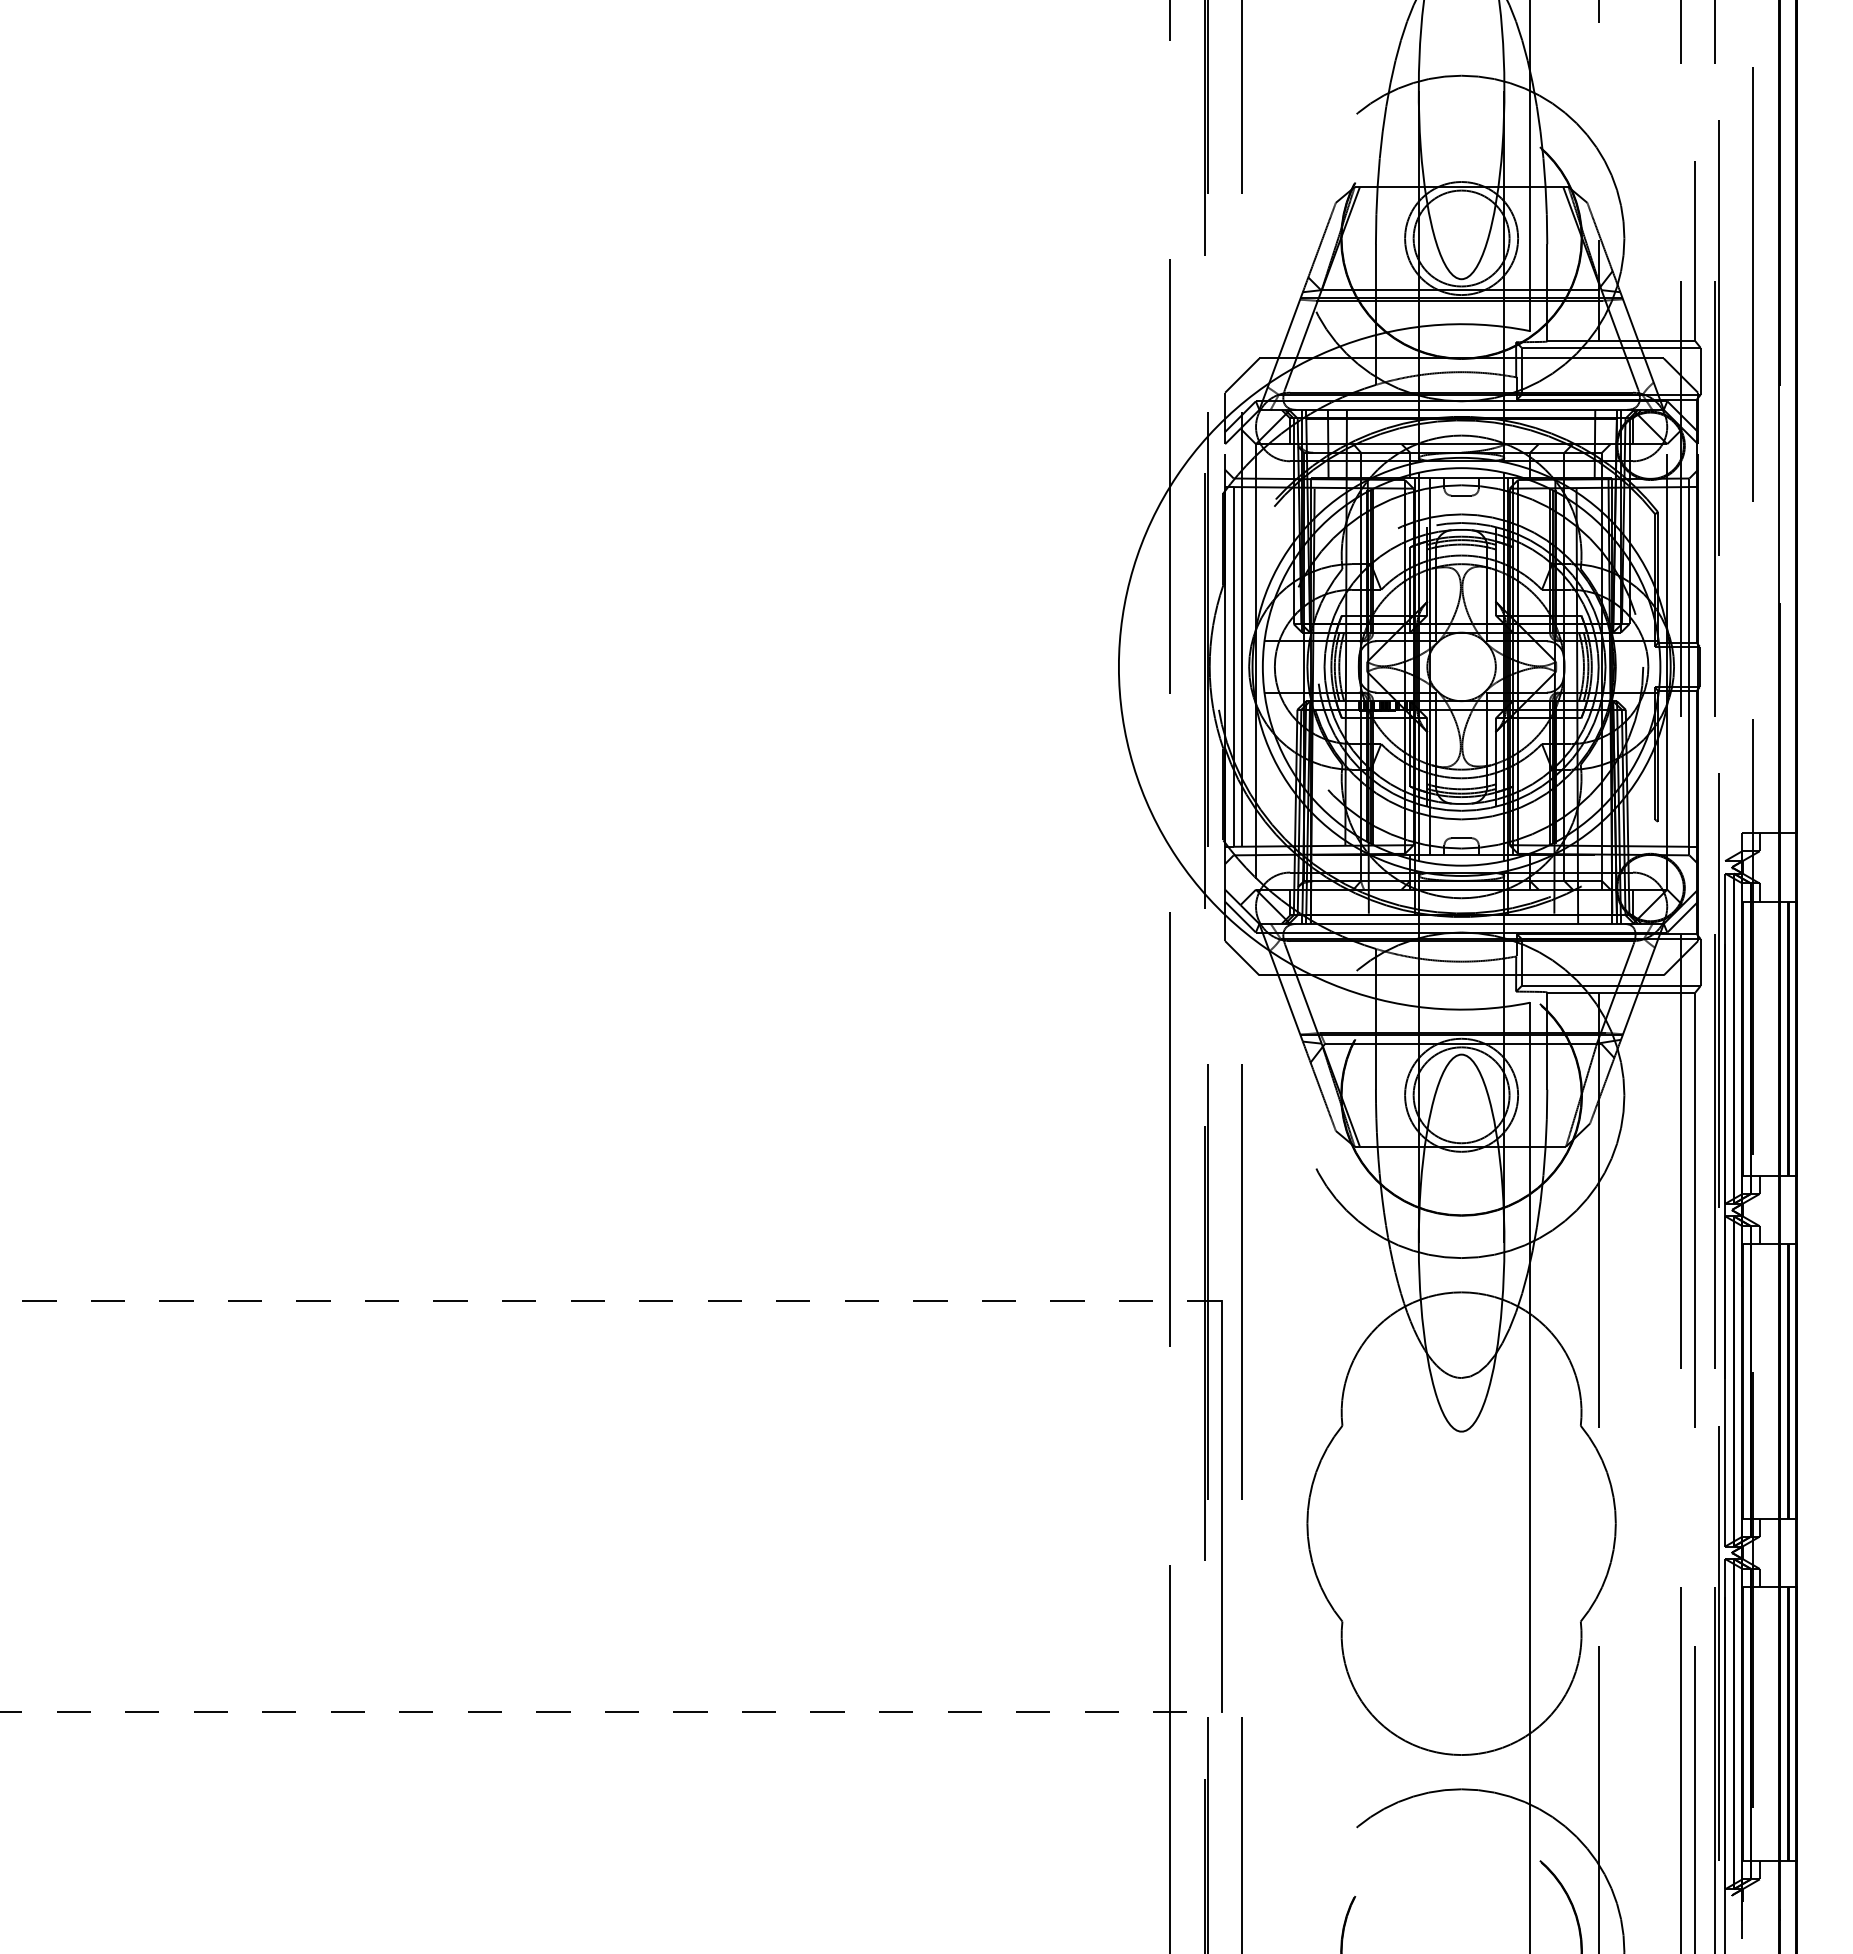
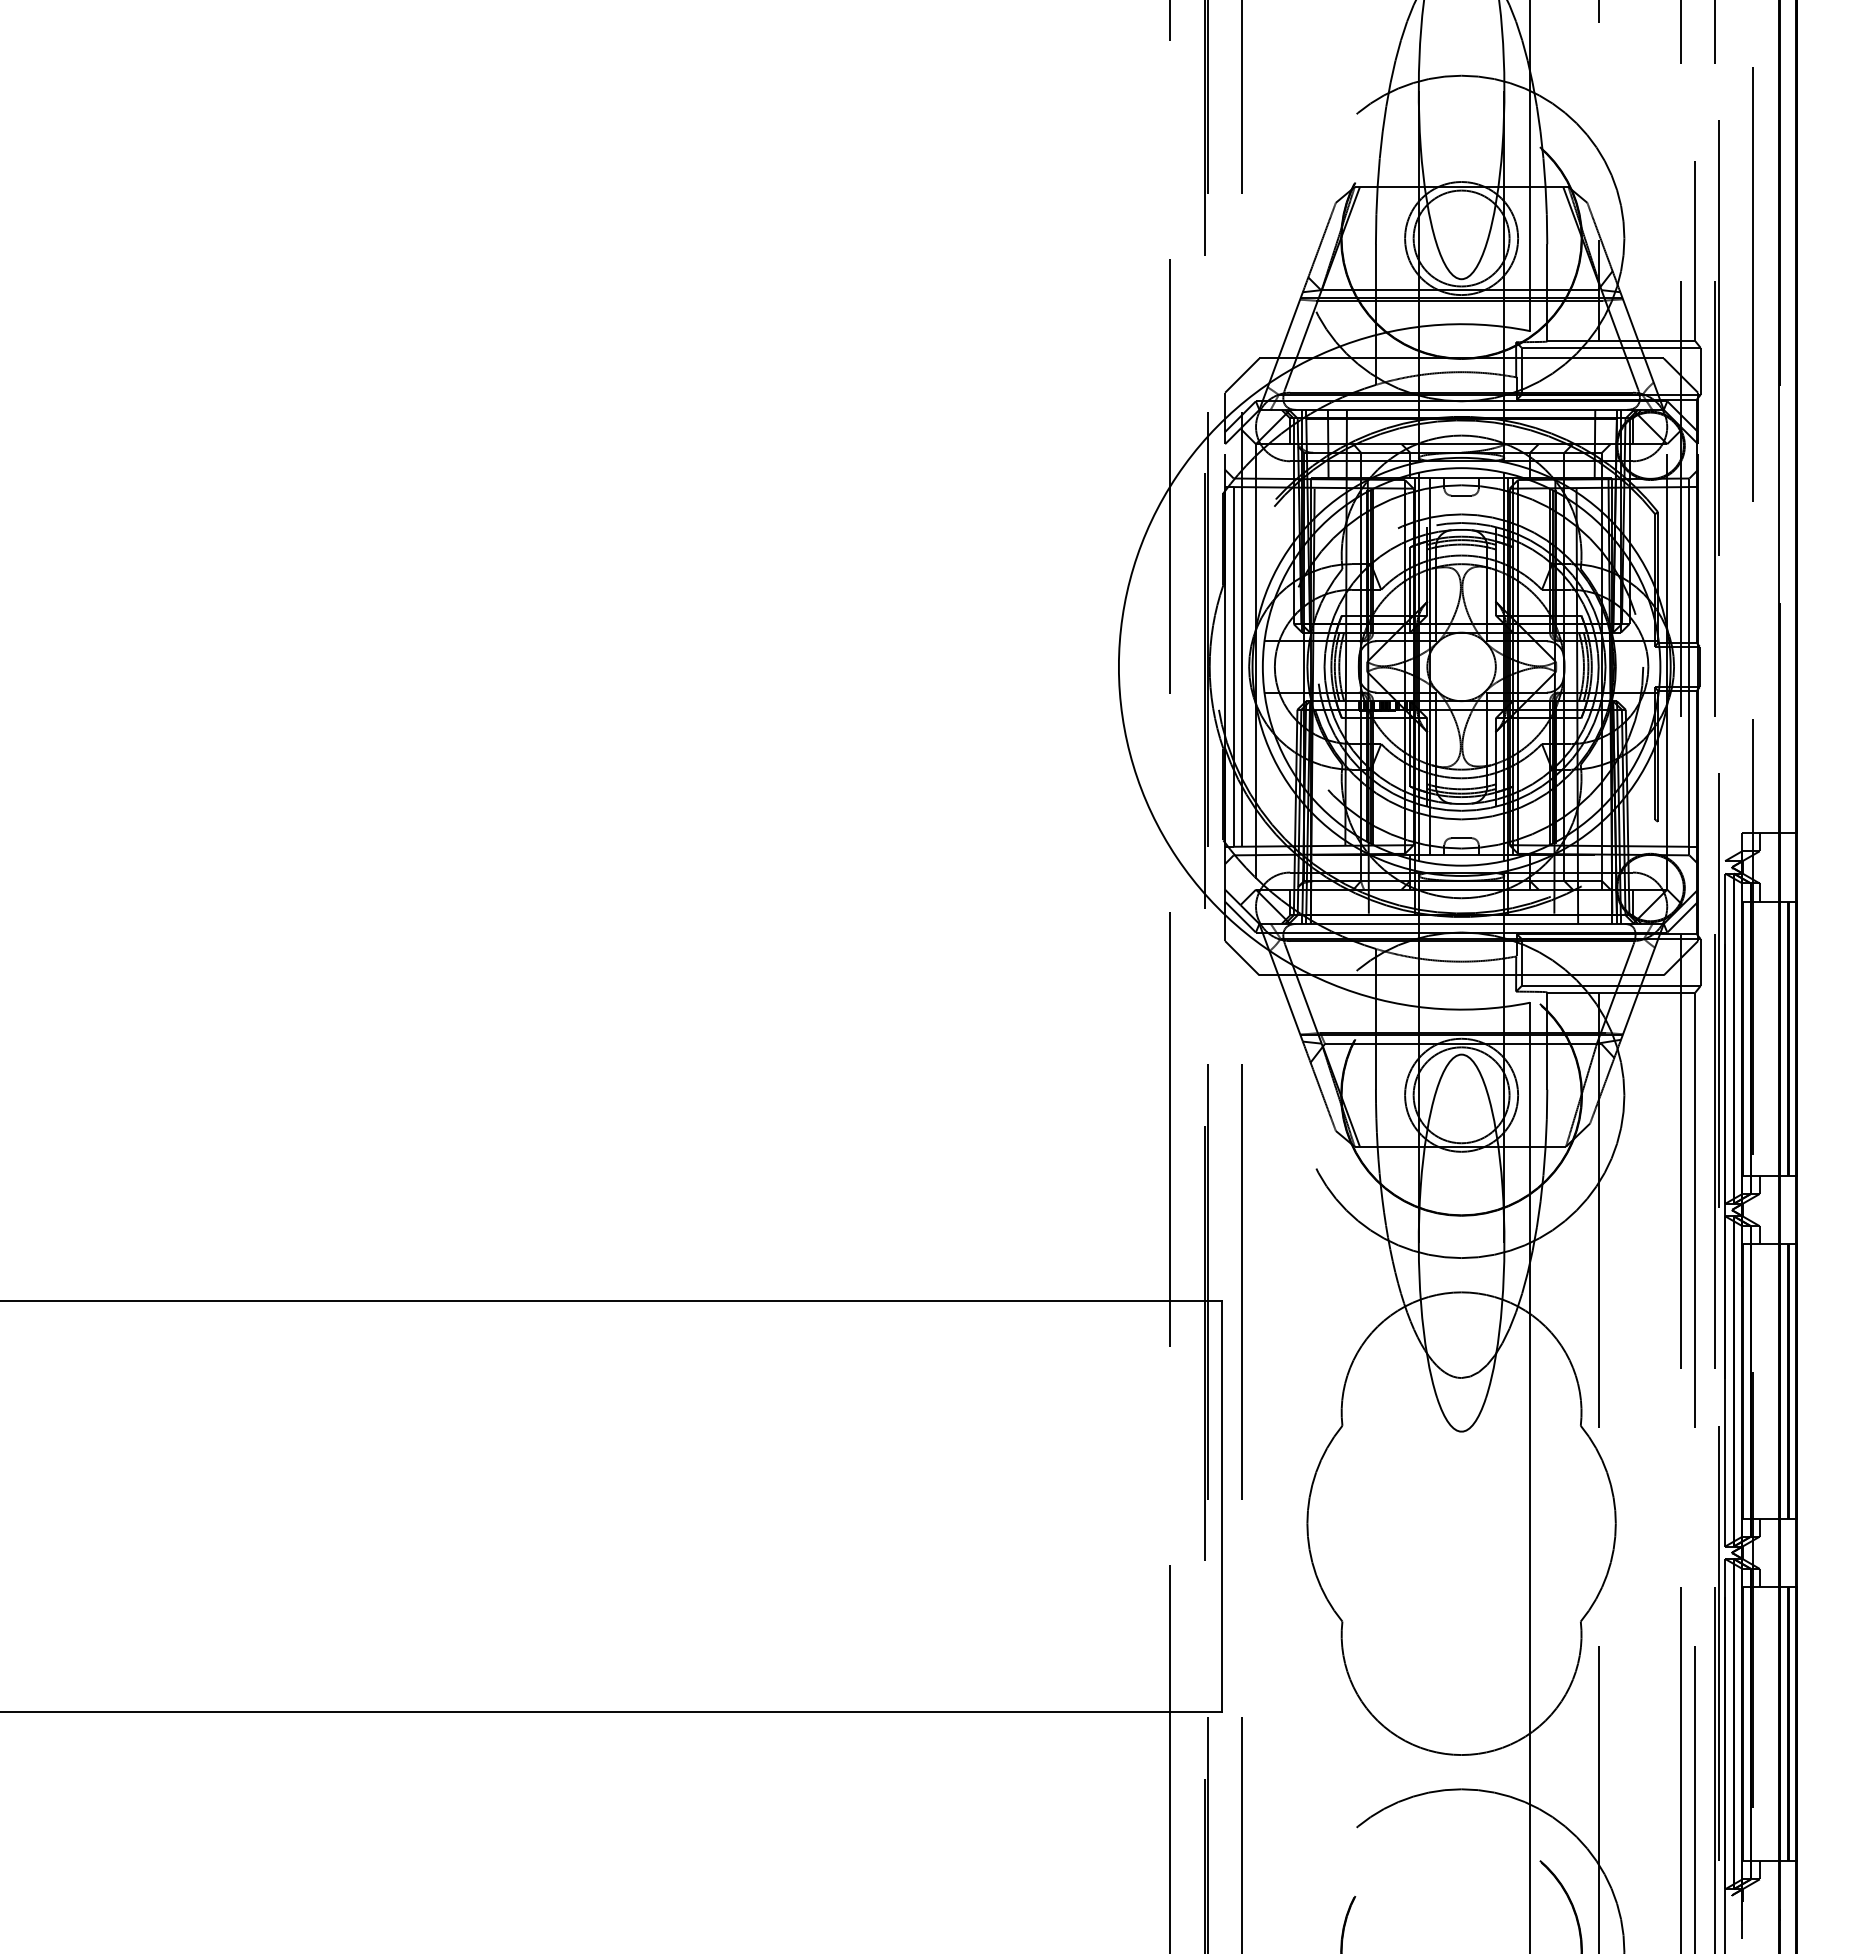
line: dashed -> solid (610, 1300)
line: dashed -> solid (610, 1712)
